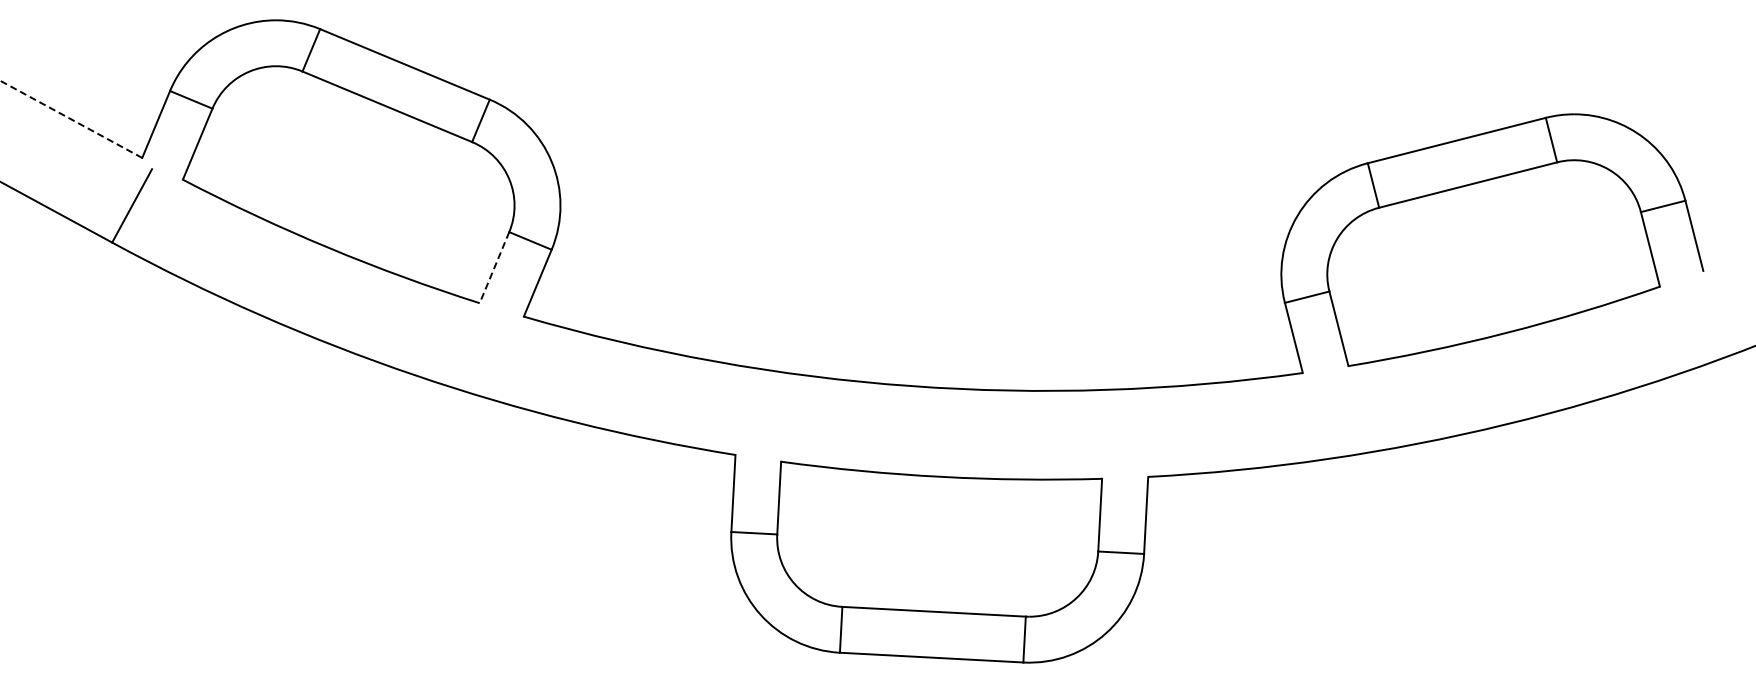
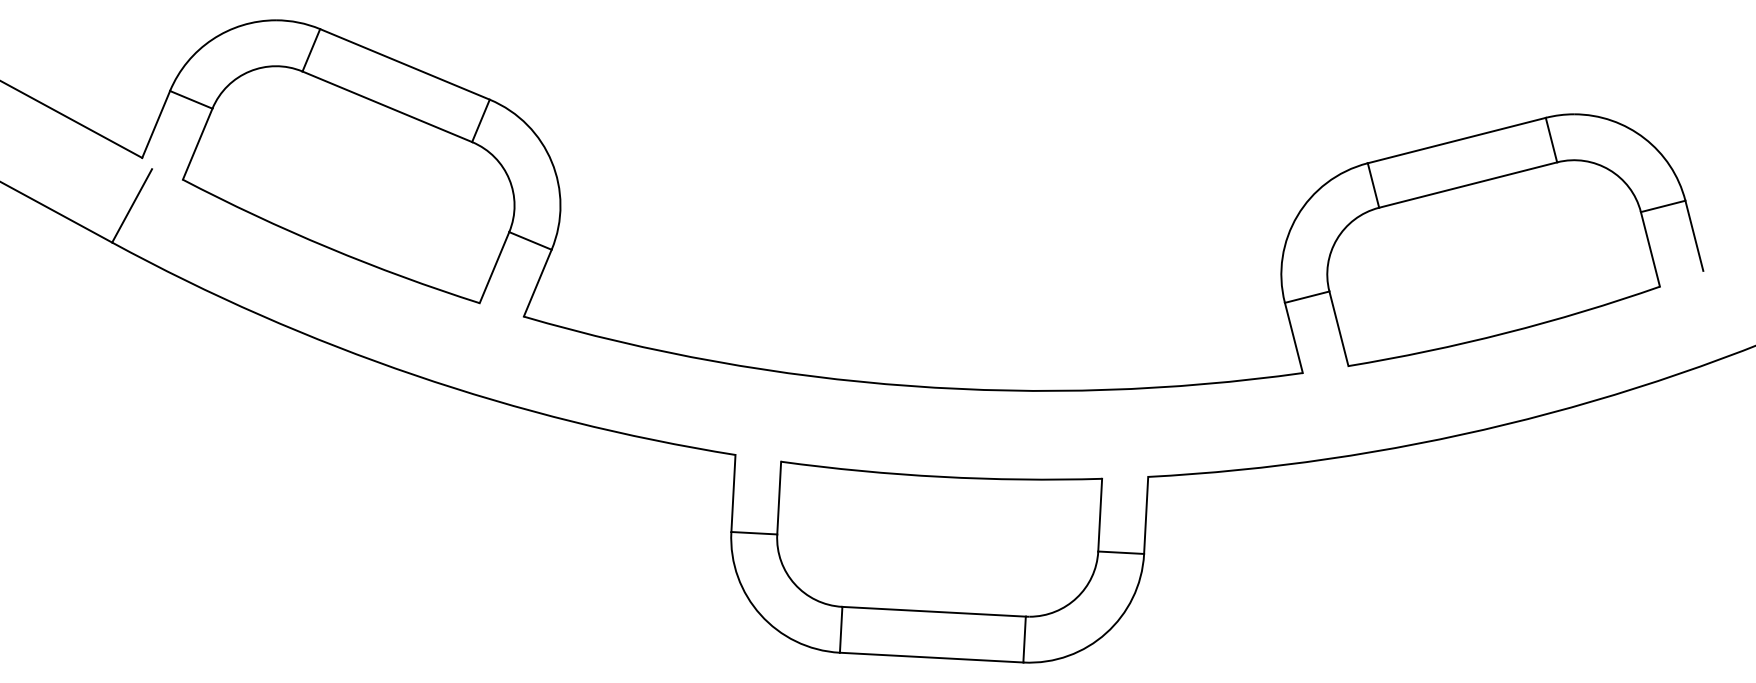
line: dashed -> solid (71, 119)
line: dashed -> solid (494, 268)
